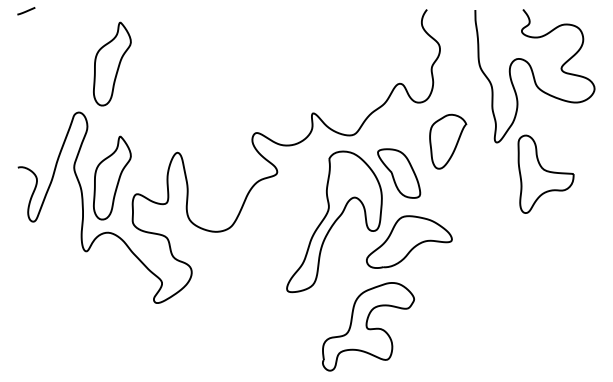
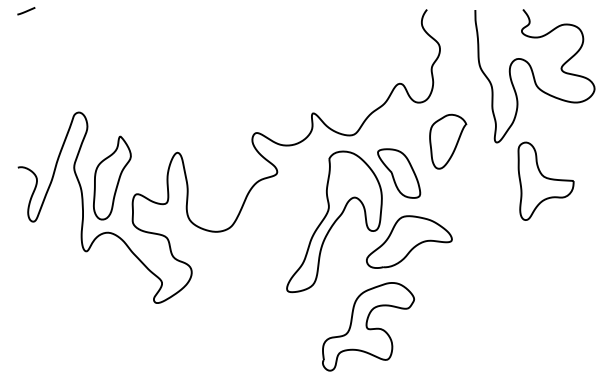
part: present -> none (112, 63)
part position: (545, 173) -> (545, 180) (545, 180)
